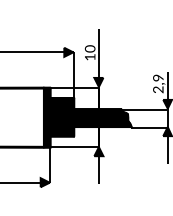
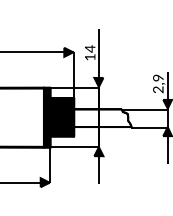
text: 10 -> 14 (89, 48)
fill: present -> none (102, 118)
